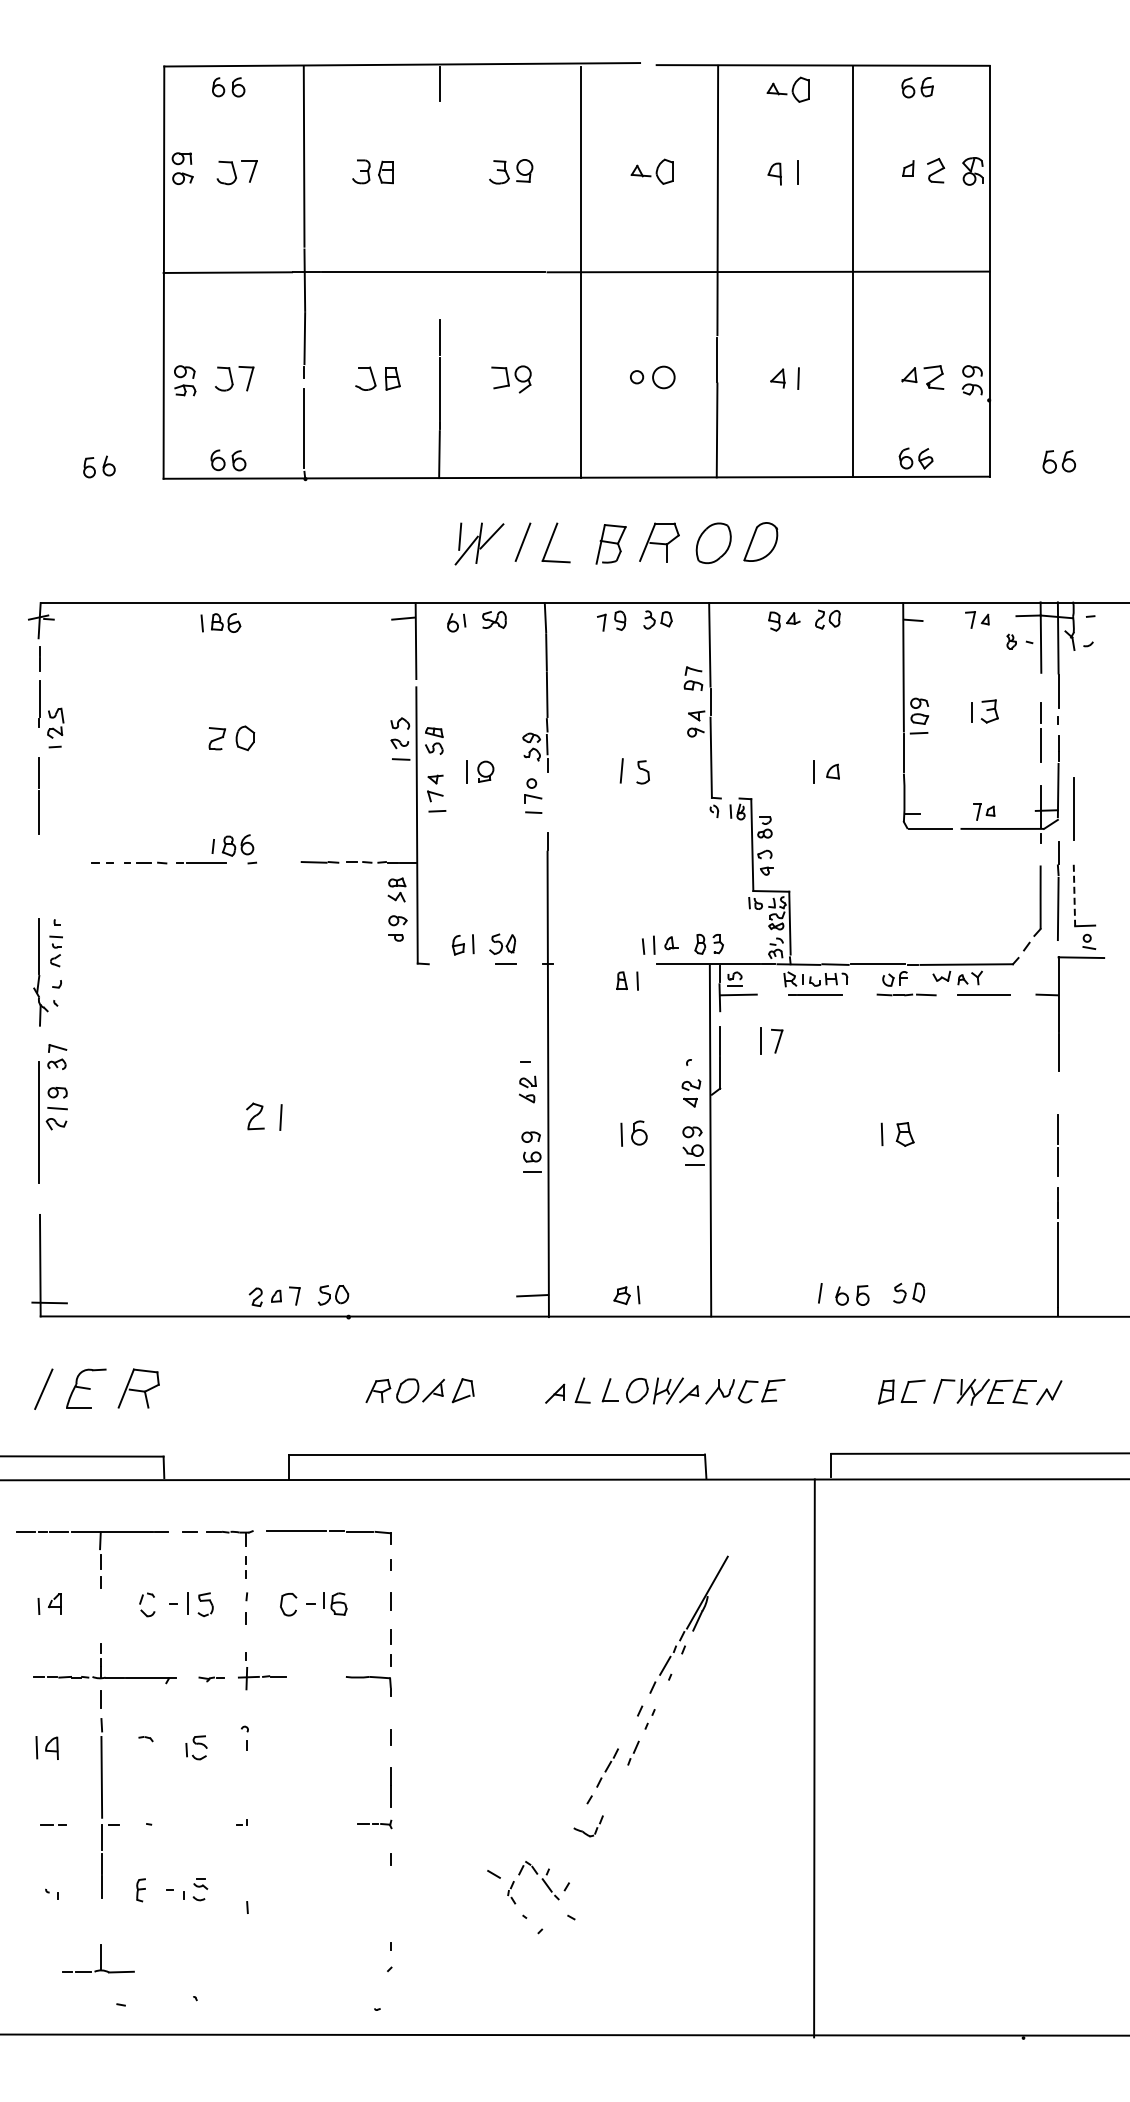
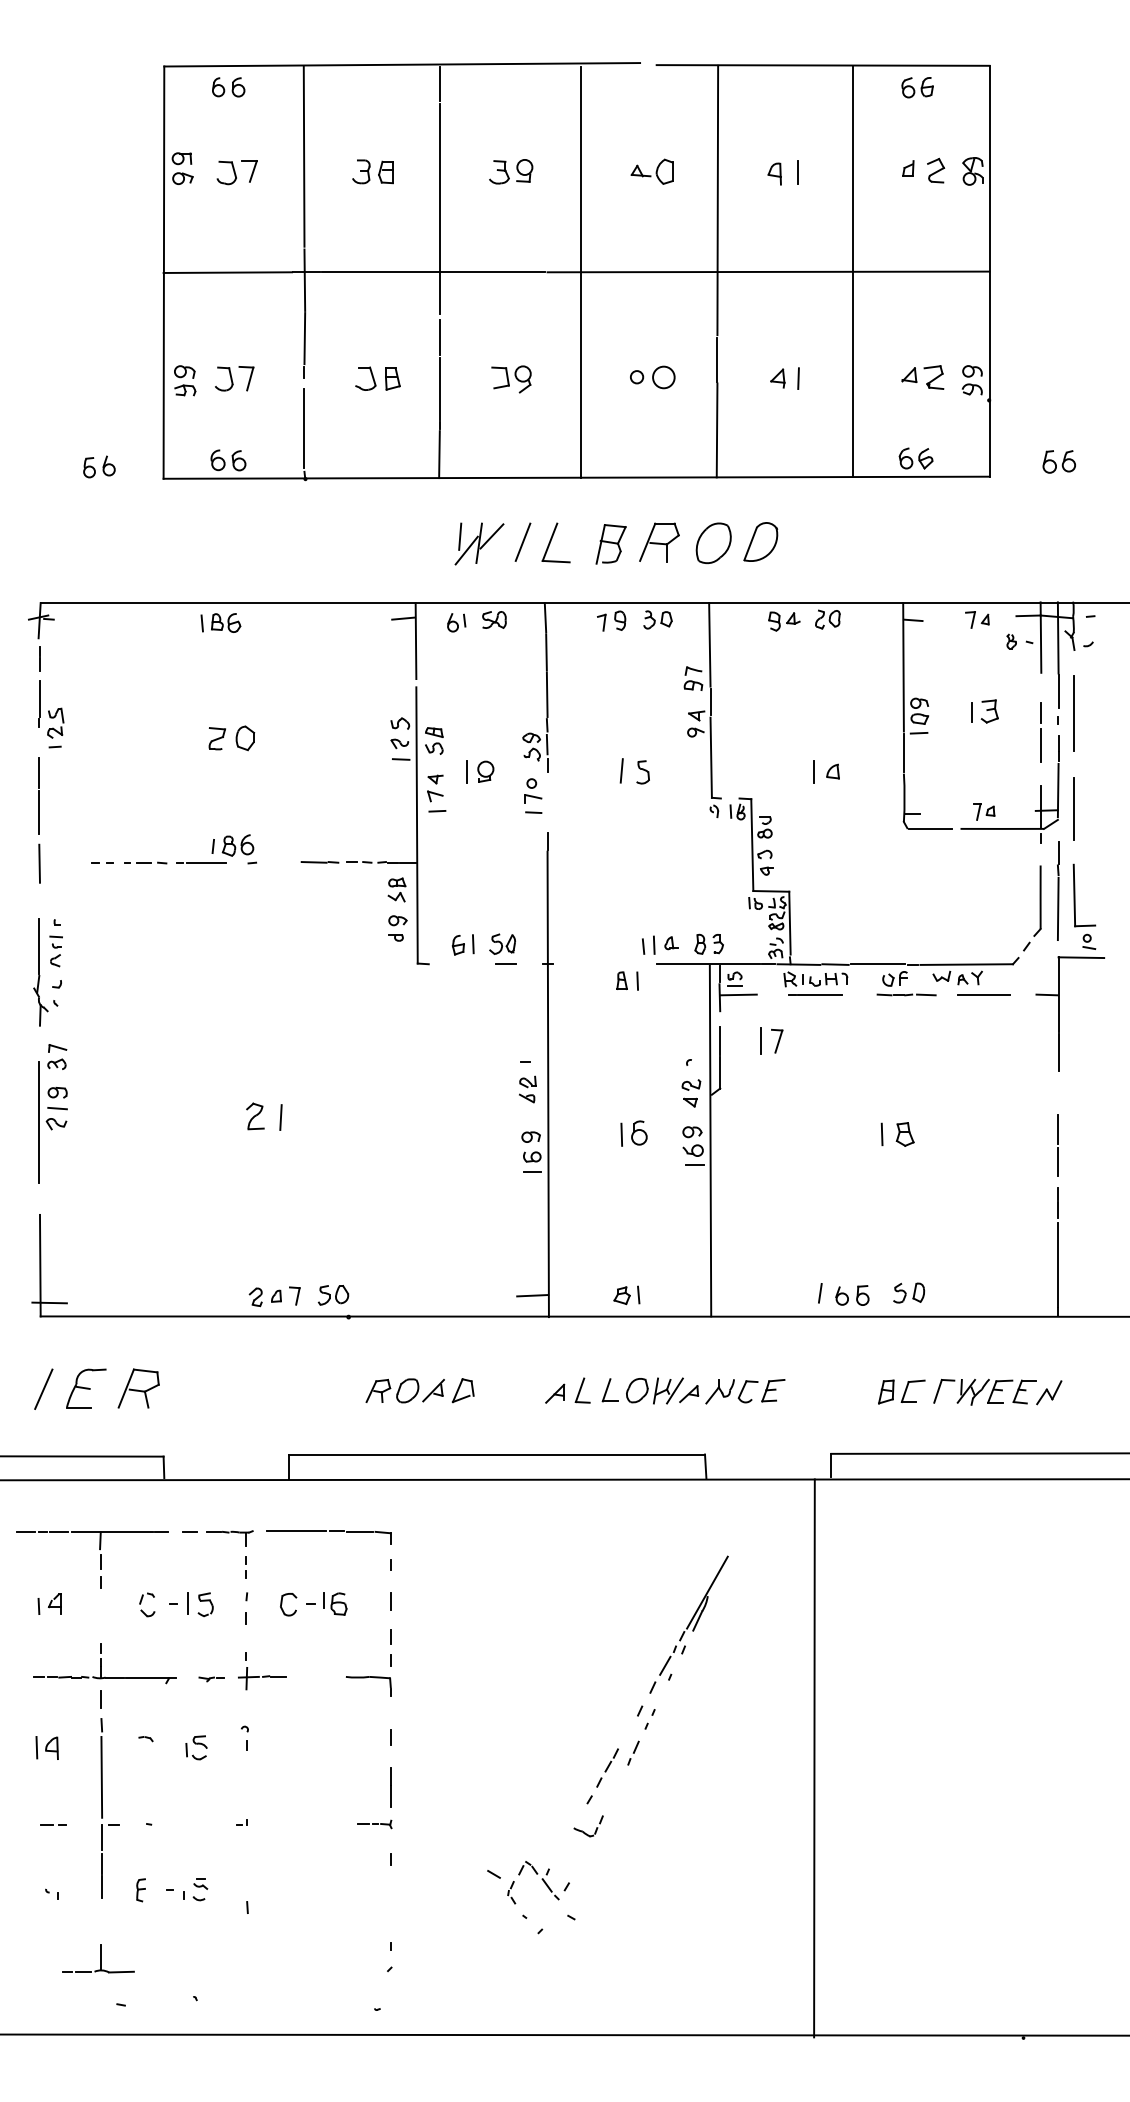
part: present -> none (787, 89)
line: none -> present (439, 208)
line: none -> present (1074, 712)
line: none -> present (39, 863)
line: dashed -> solid (1074, 895)
